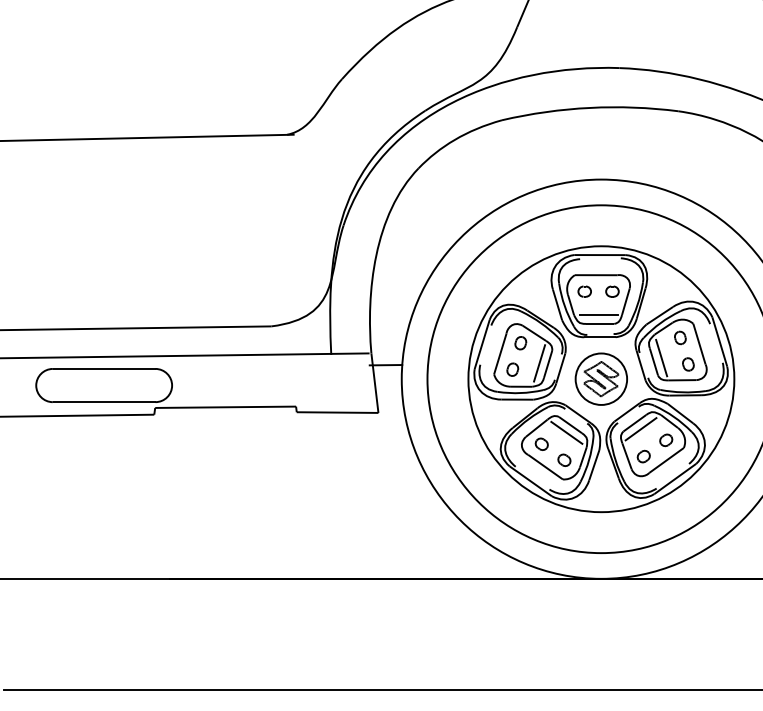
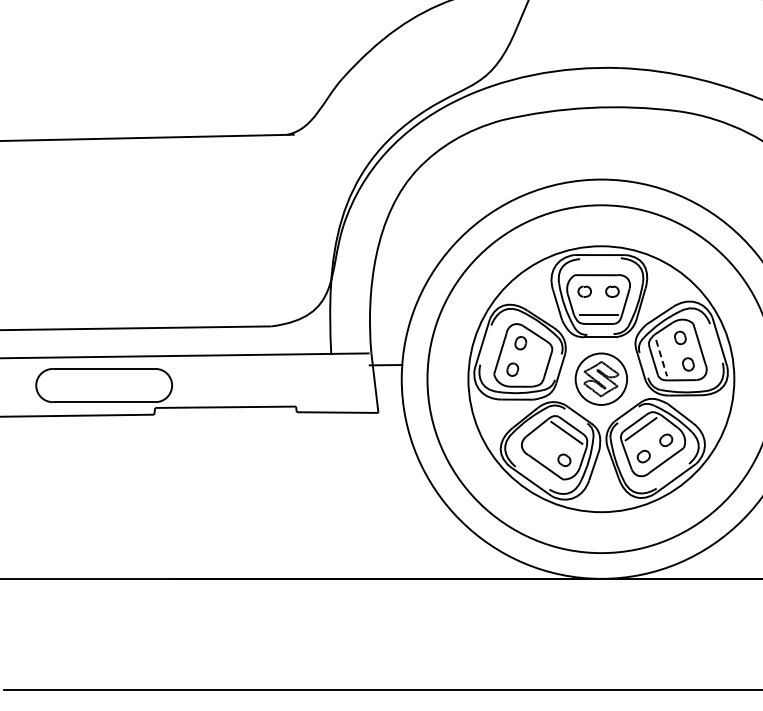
line: solid -> dashed (661, 358)
line: present -> none (539, 363)
part: present -> none (541, 443)
